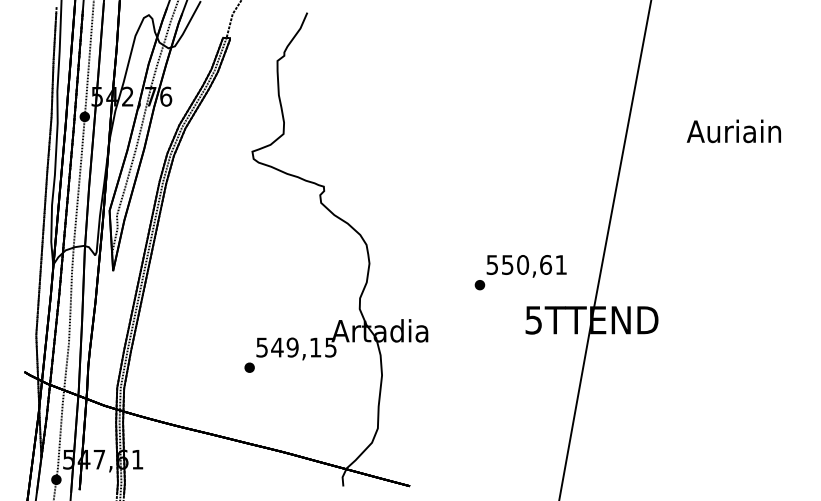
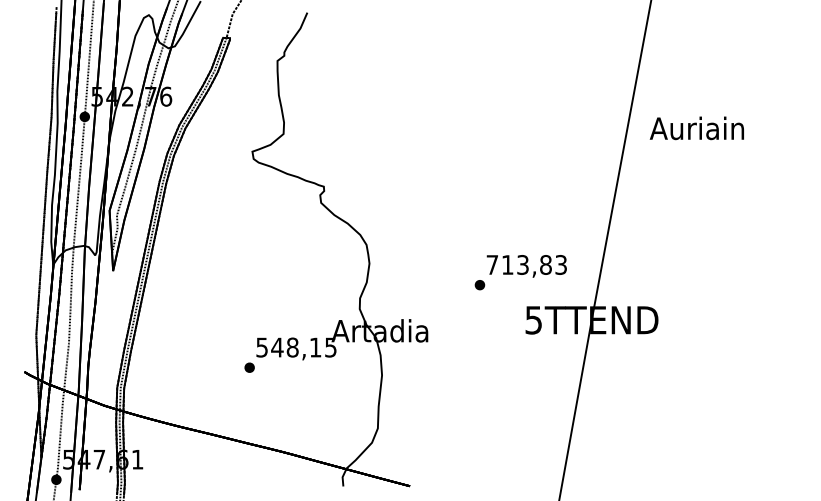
text position: (733, 131) -> (696, 128) (696, 128)
text: 550,61 -> 713,83 (526, 264)
text: 549,15 -> 548,15 (292, 347)
